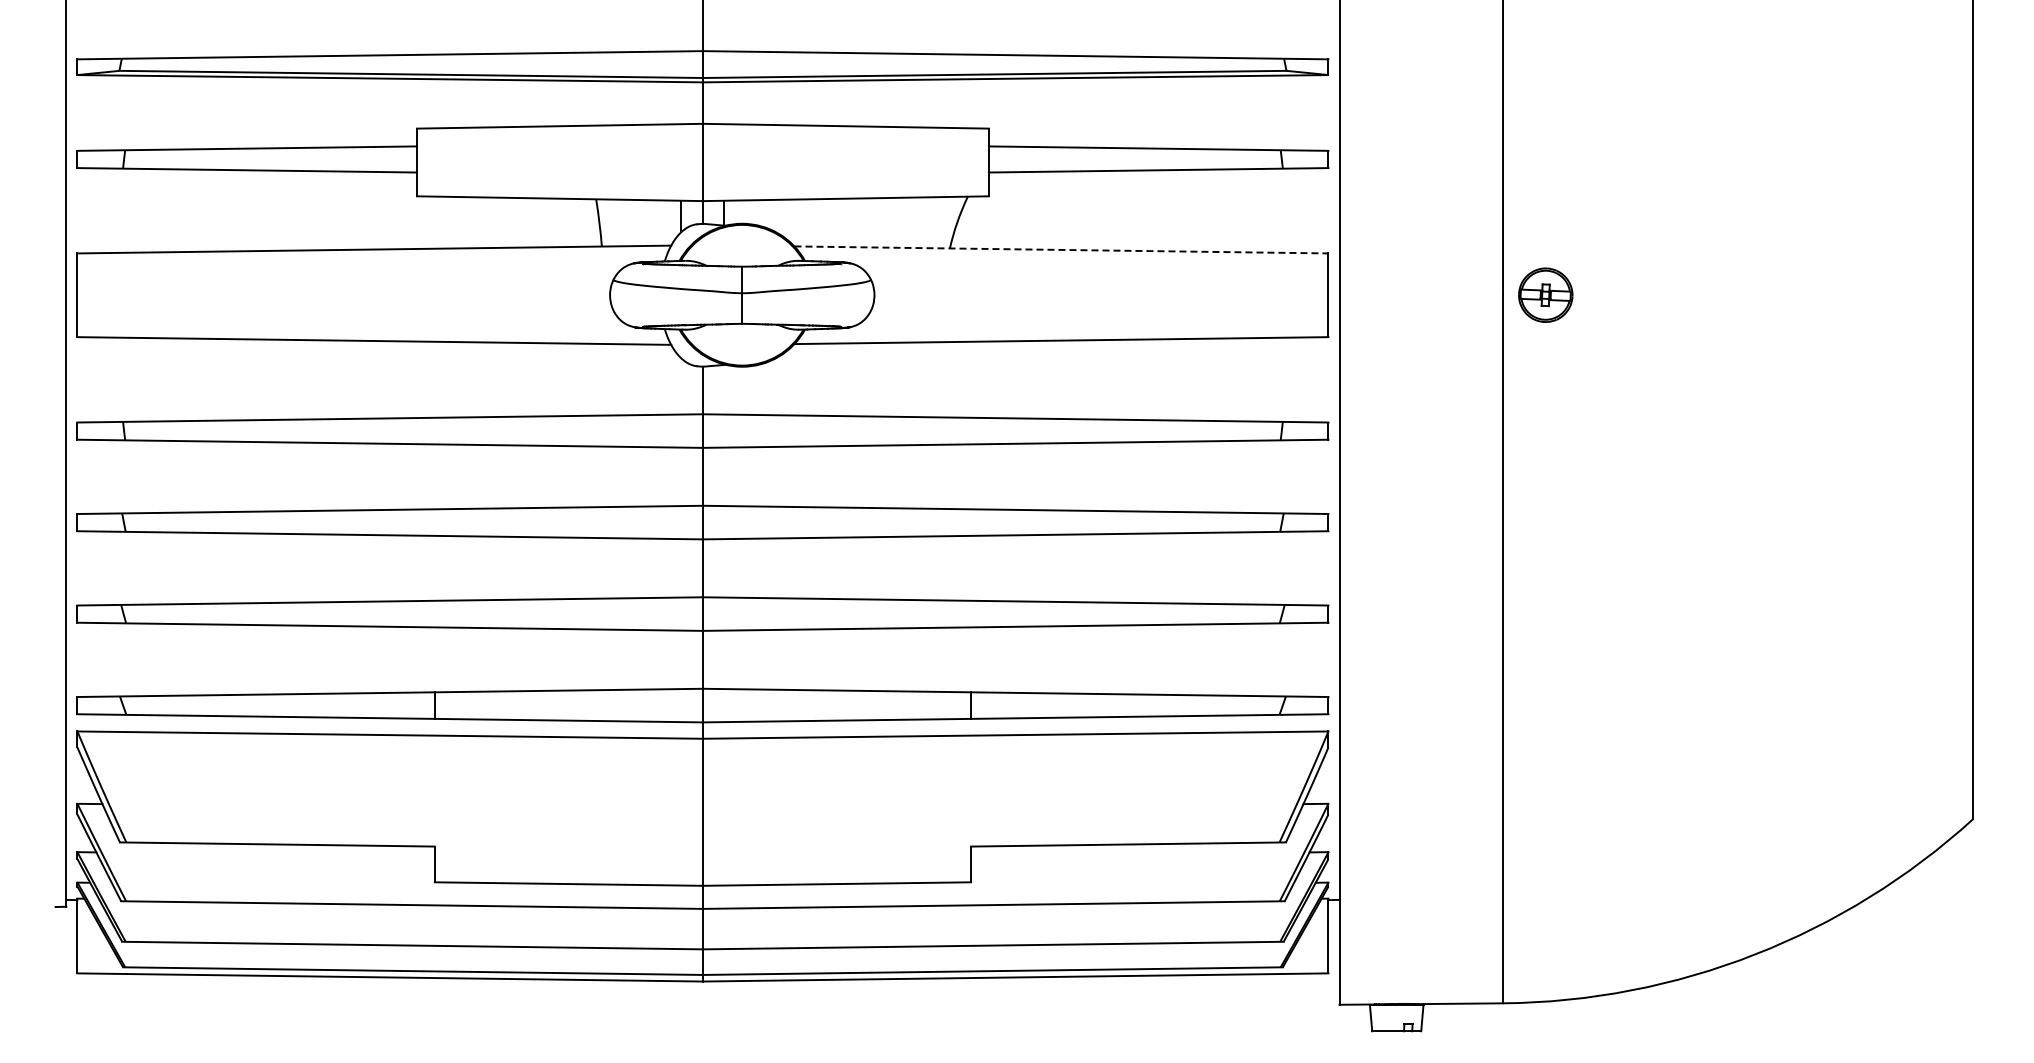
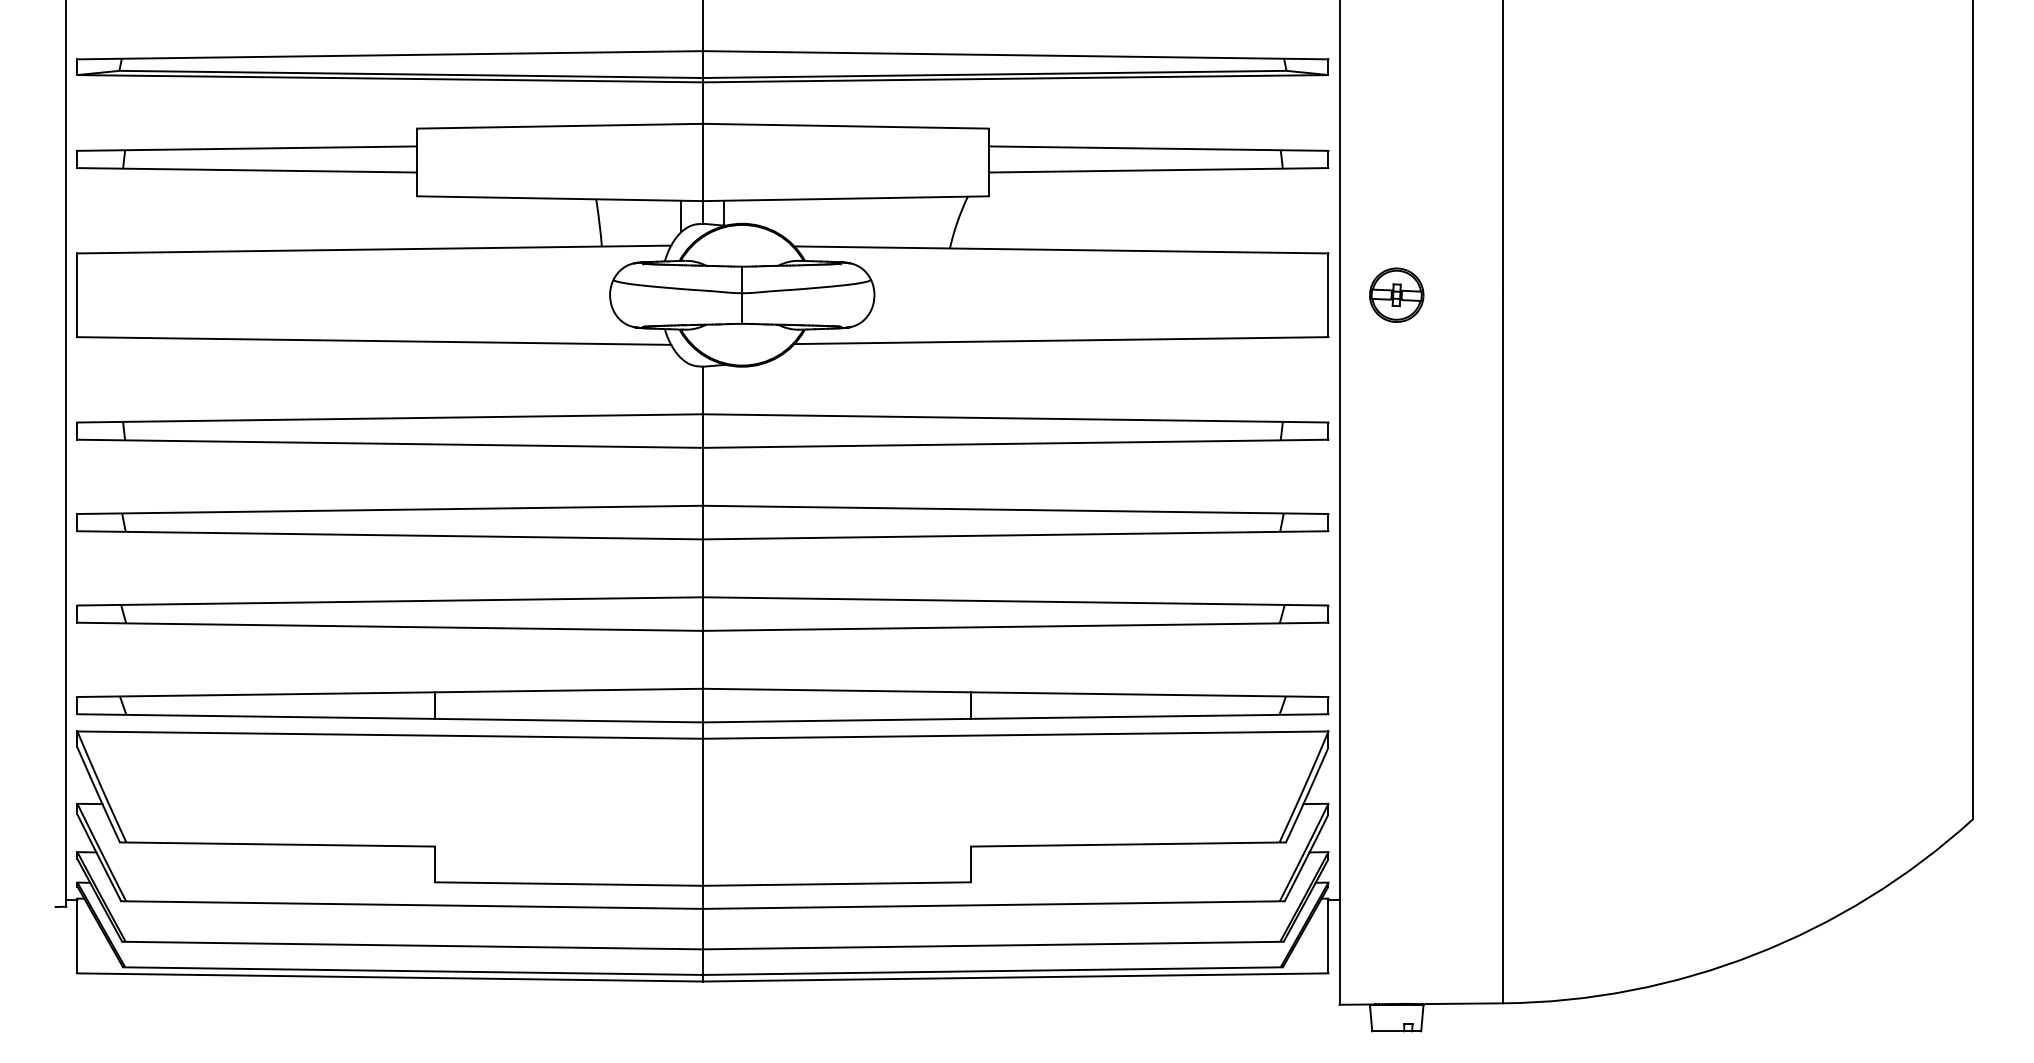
line: dashed -> solid (1061, 249)
part position: (1545, 294) -> (1396, 294) (1396, 294)
